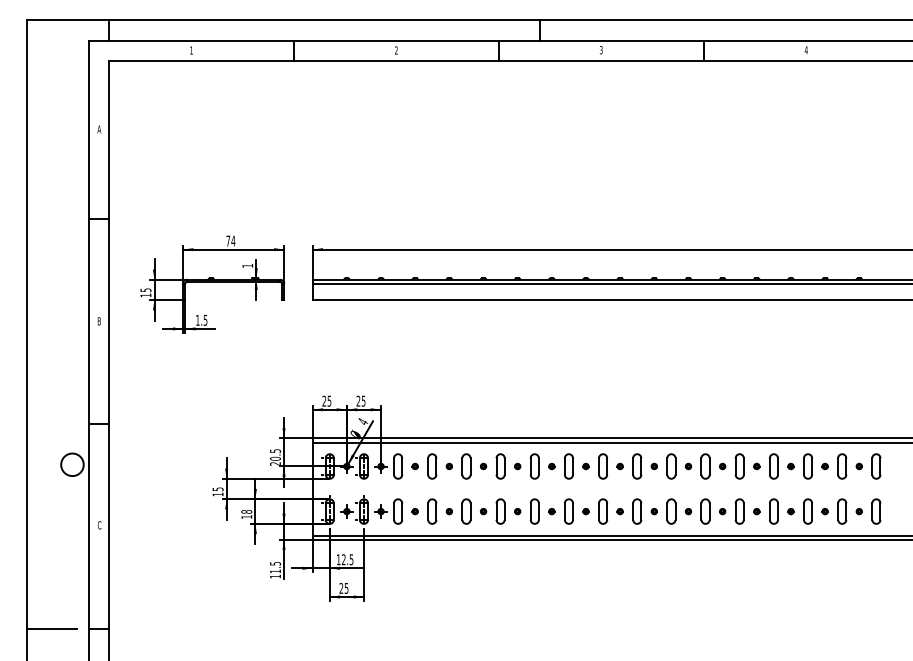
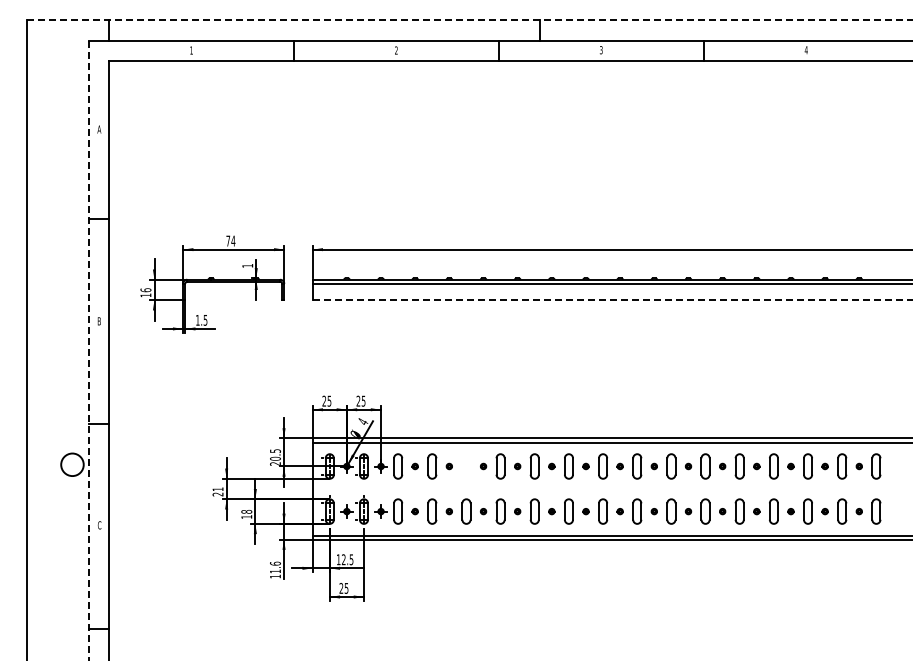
line: solid -> dashed (470, 20)
text: 15 -> 16 (145, 290)
line: solid -> dashed (612, 300)
line: solid -> dashed (88, 350)
part: present -> none (466, 466)
text: 15 -> 21 (217, 491)
text: 11.5 -> 11.6 (275, 563)
line: present -> none (51, 628)
